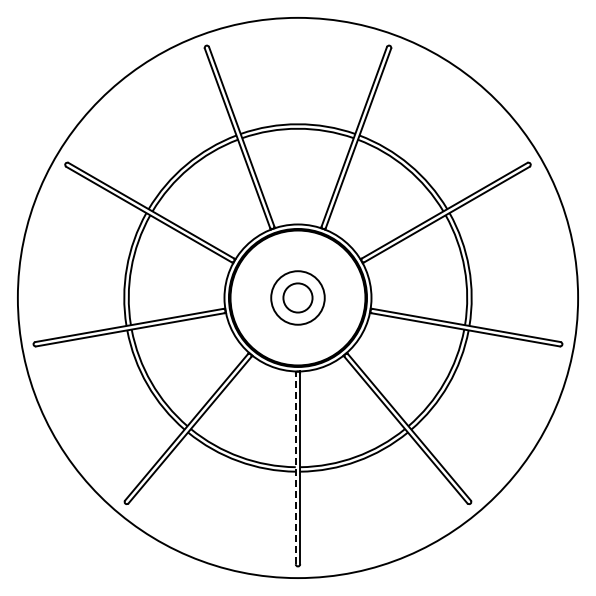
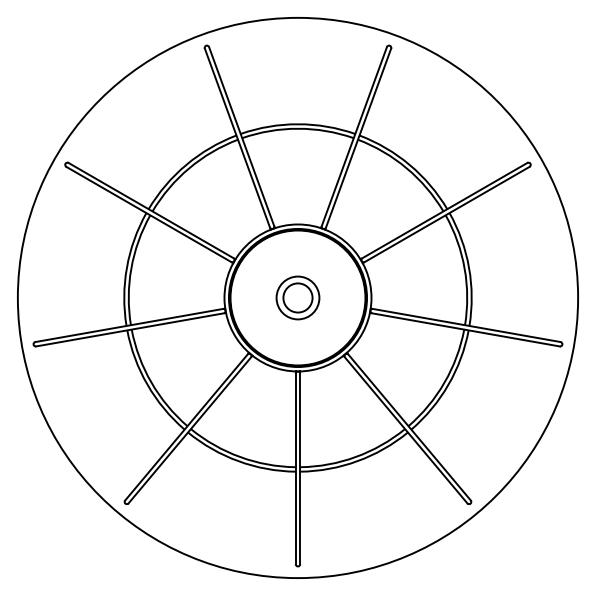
circle diameter: 54 px -> 43 px (297, 297)
line: dashed -> solid (295, 467)
